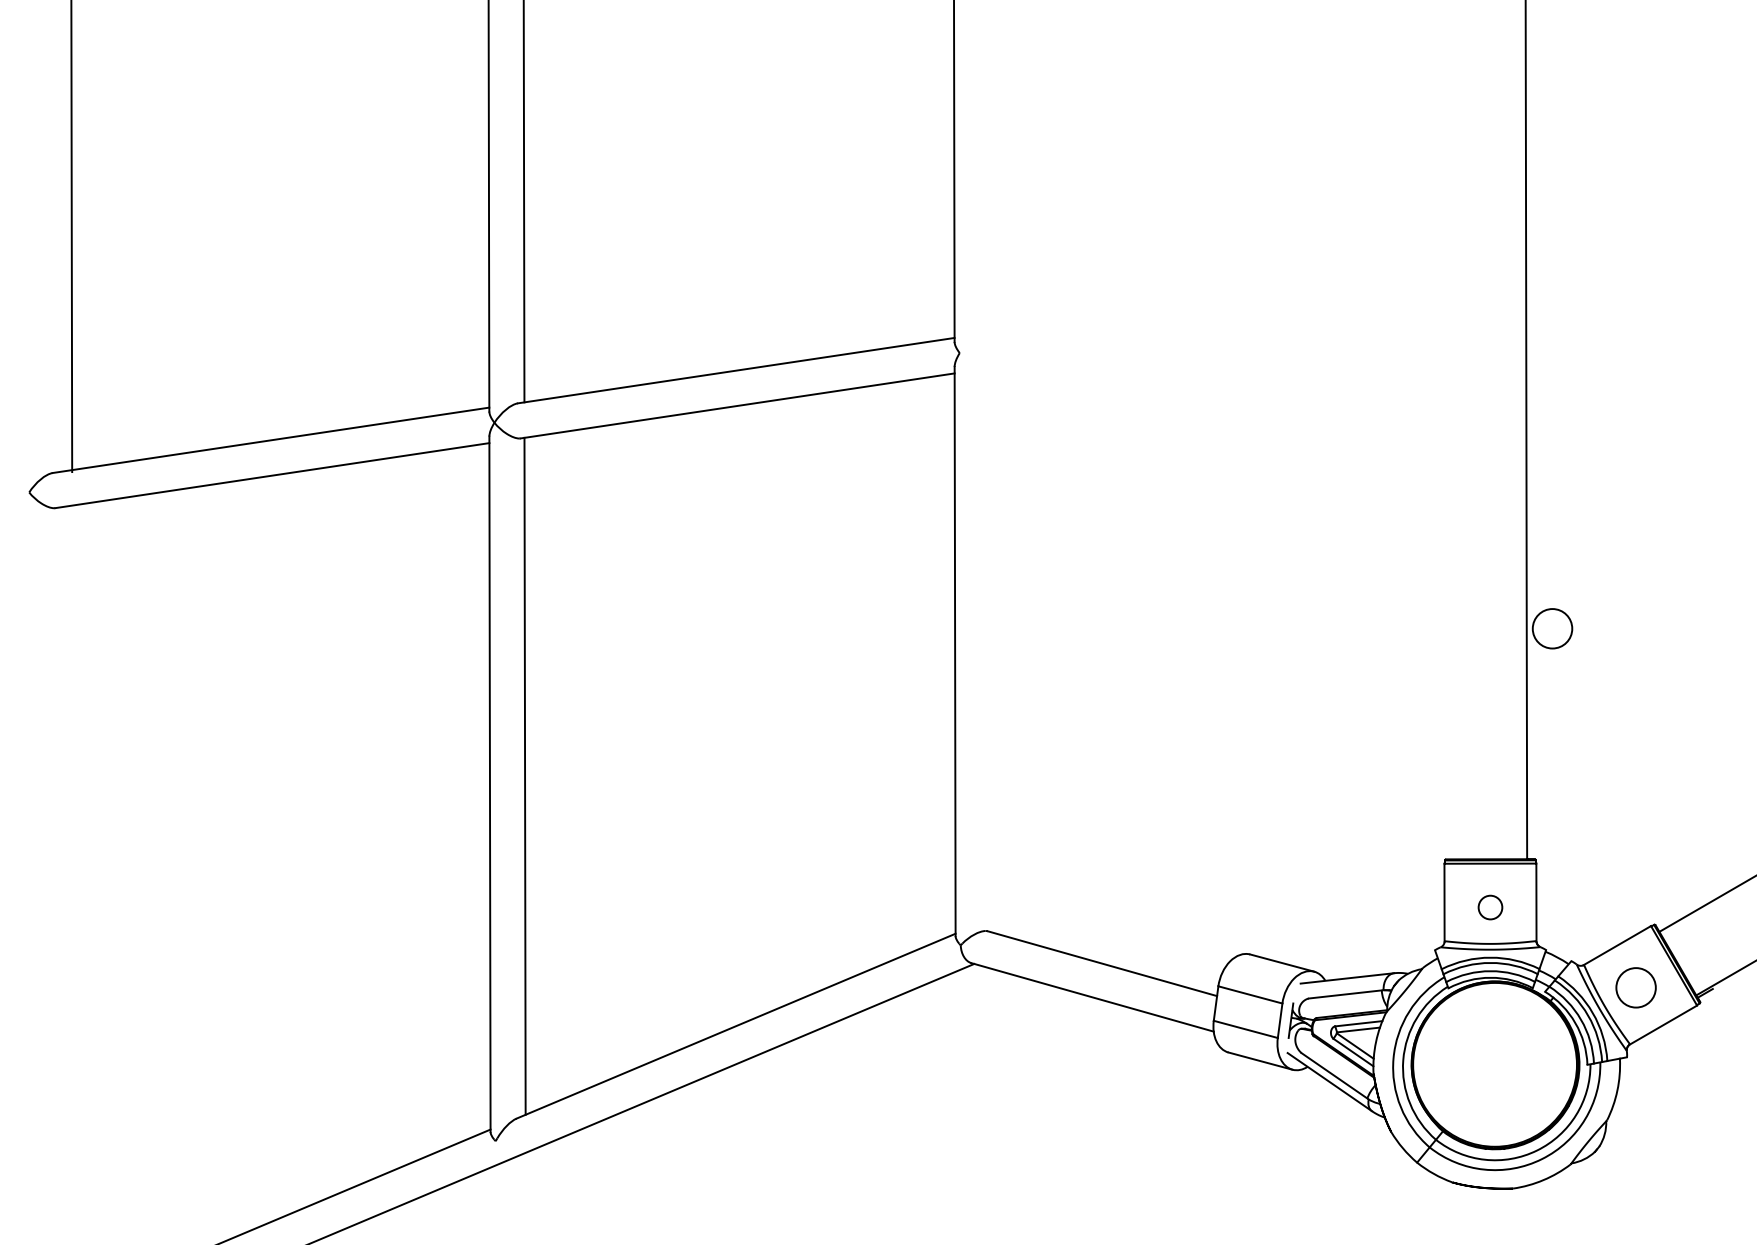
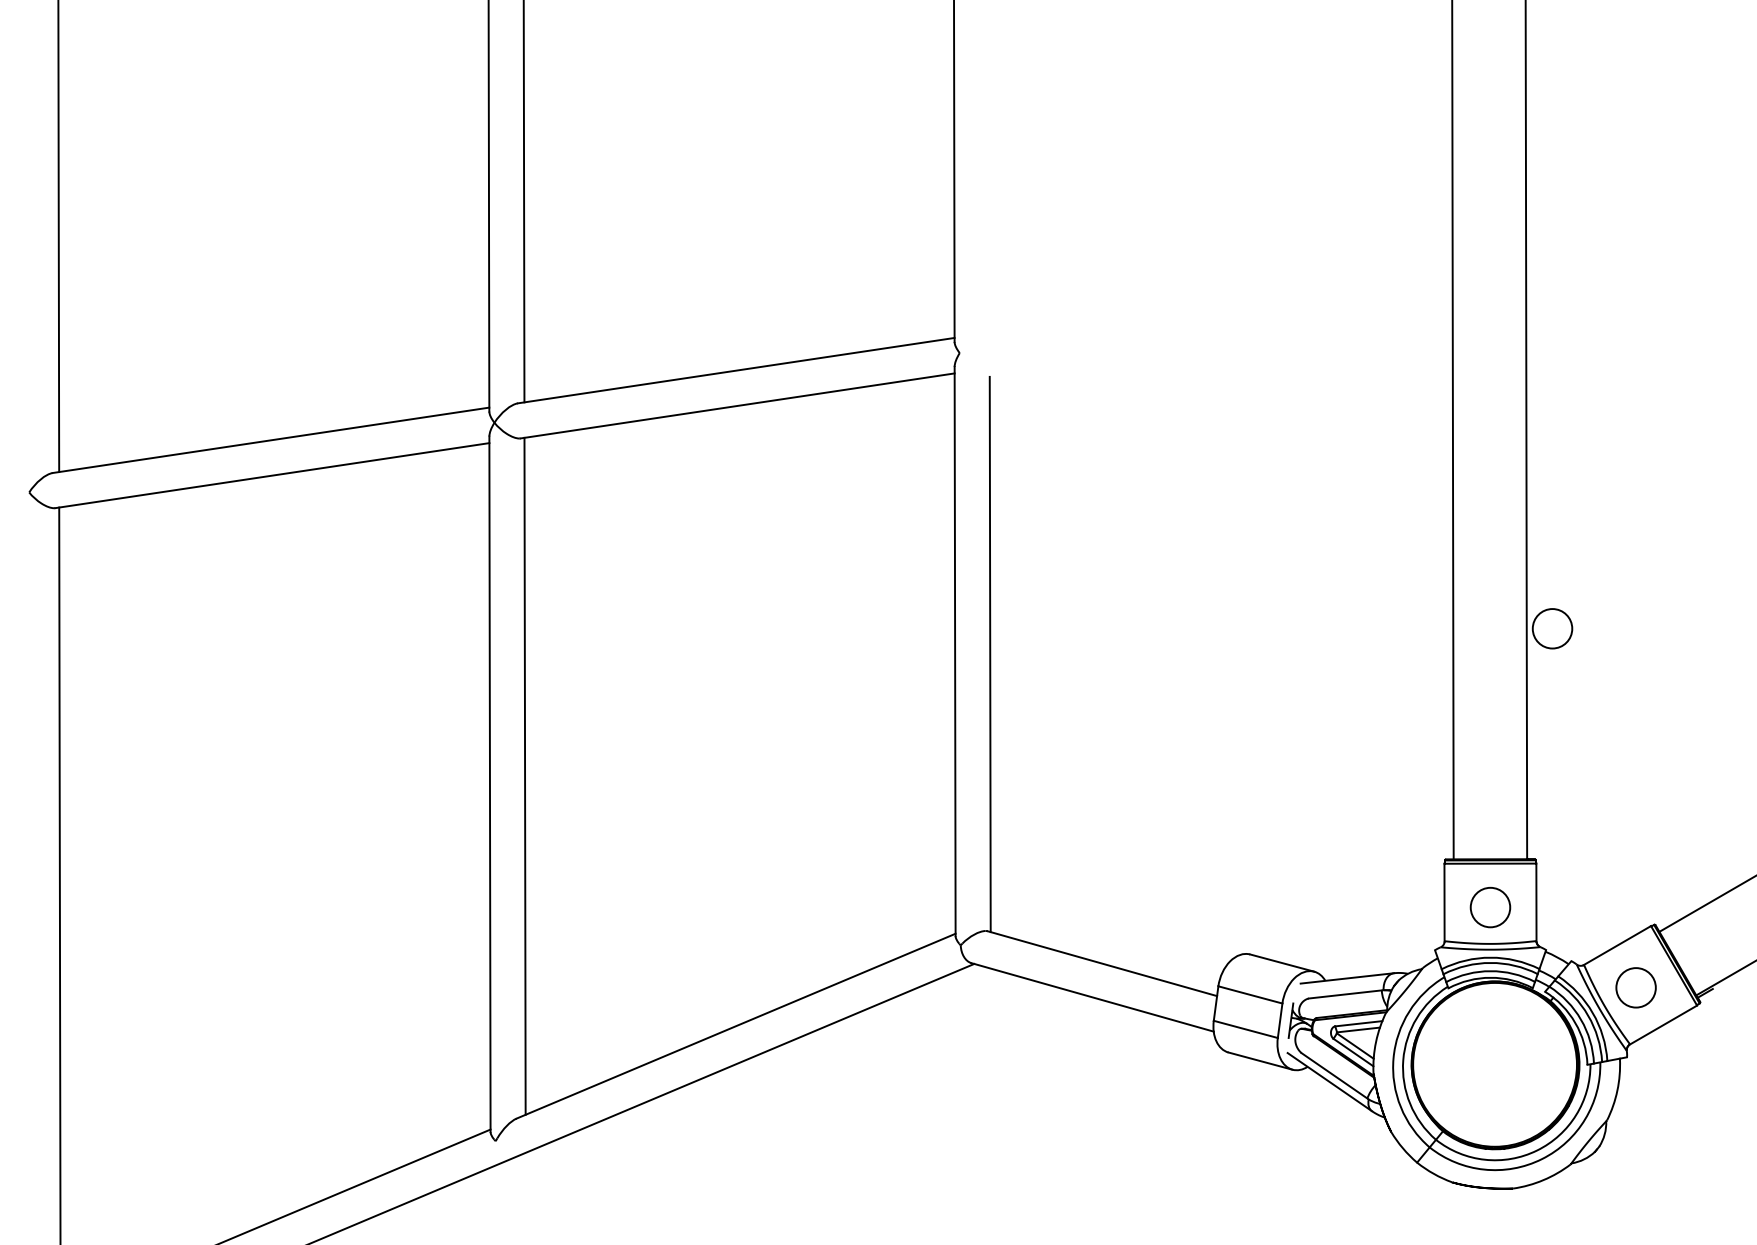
line position: (71, 237) -> (58, 237) (58, 237)
line: none -> present (1452, 430)
line: none -> present (989, 654)
line: none -> present (59, 874)
circle diameter: 24 px -> 39 px (1490, 907)
